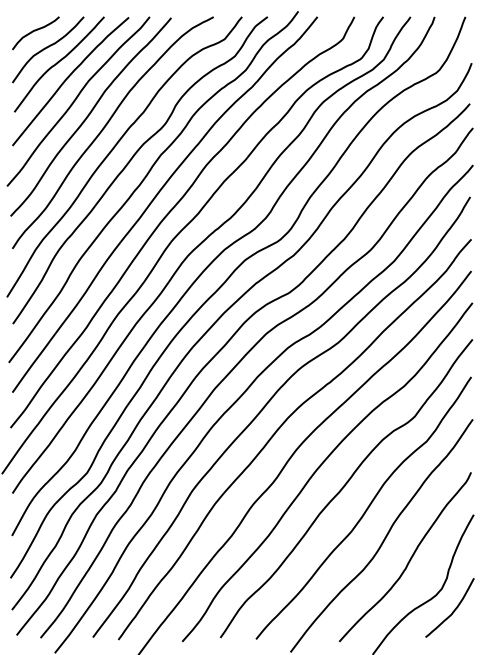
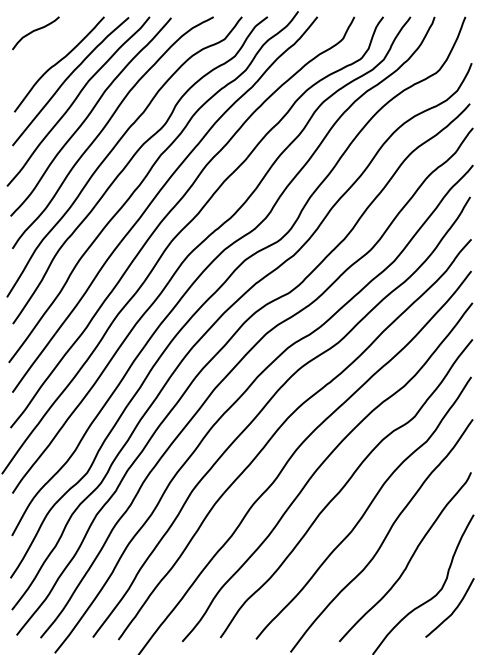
curve: present -> none (47, 48)
